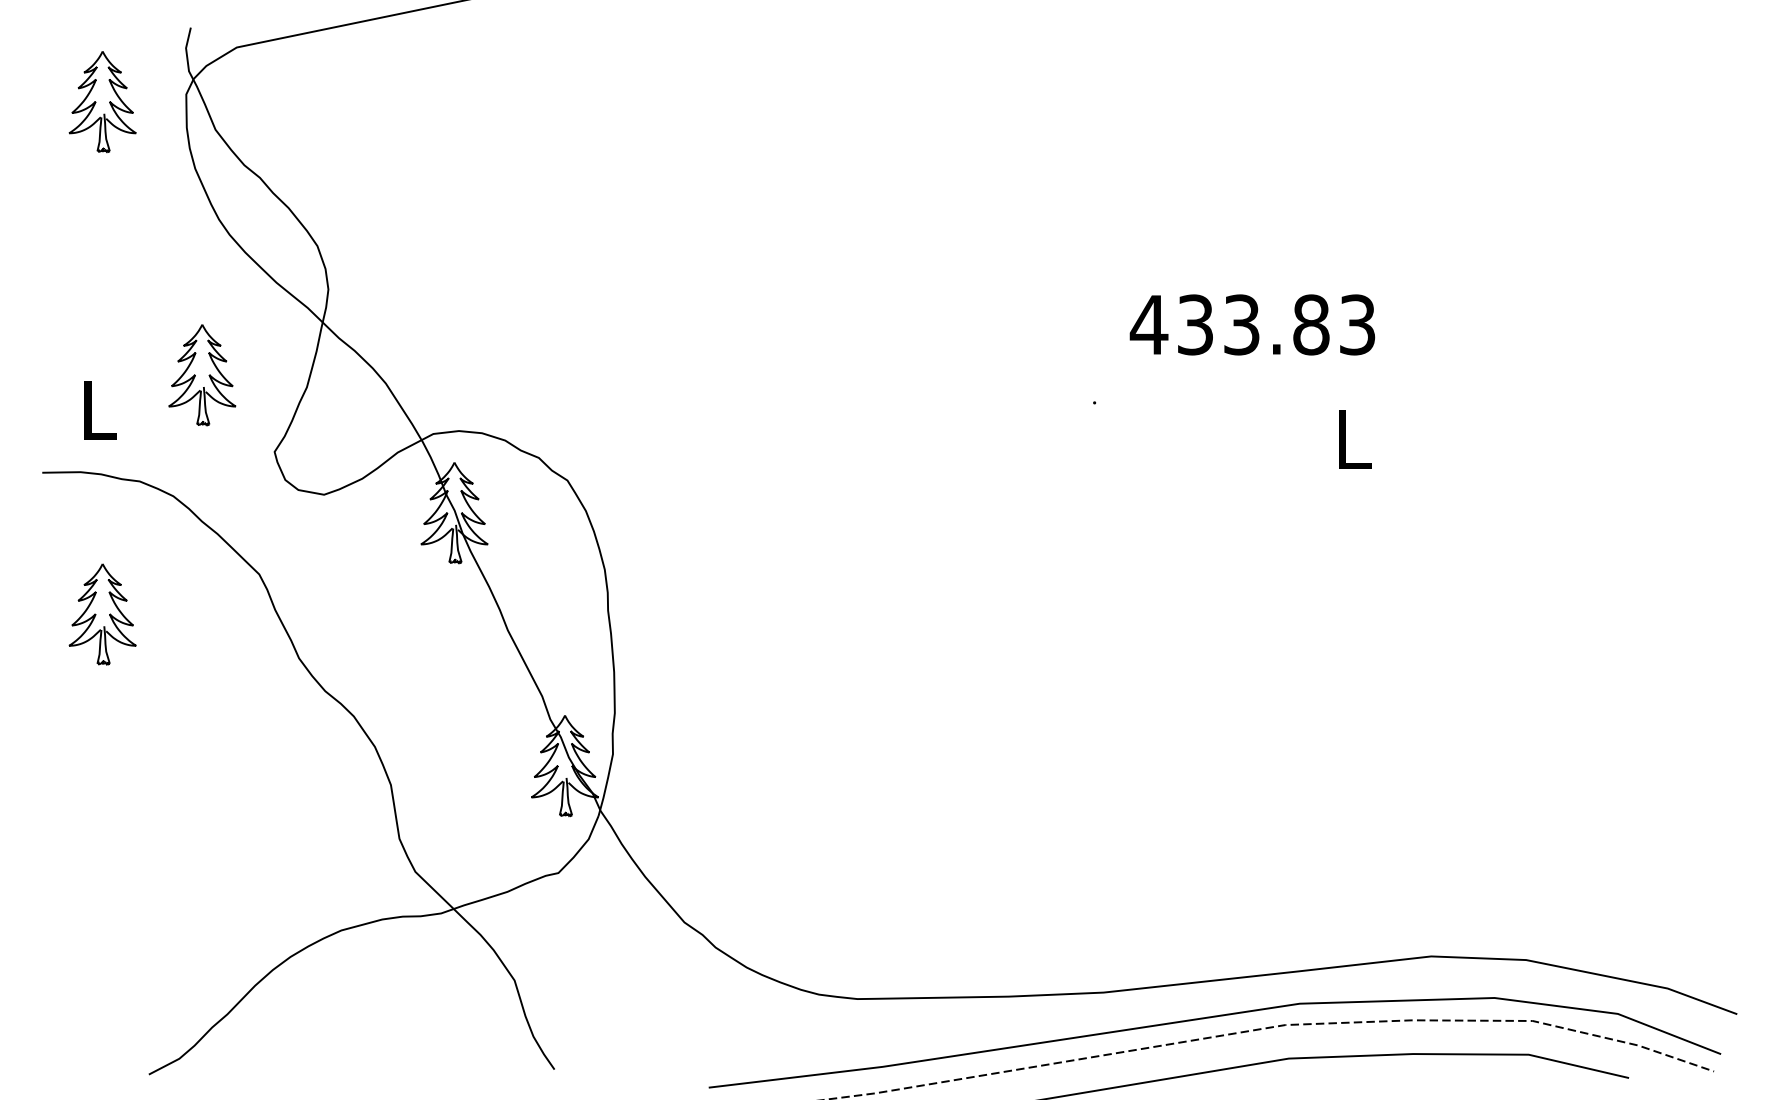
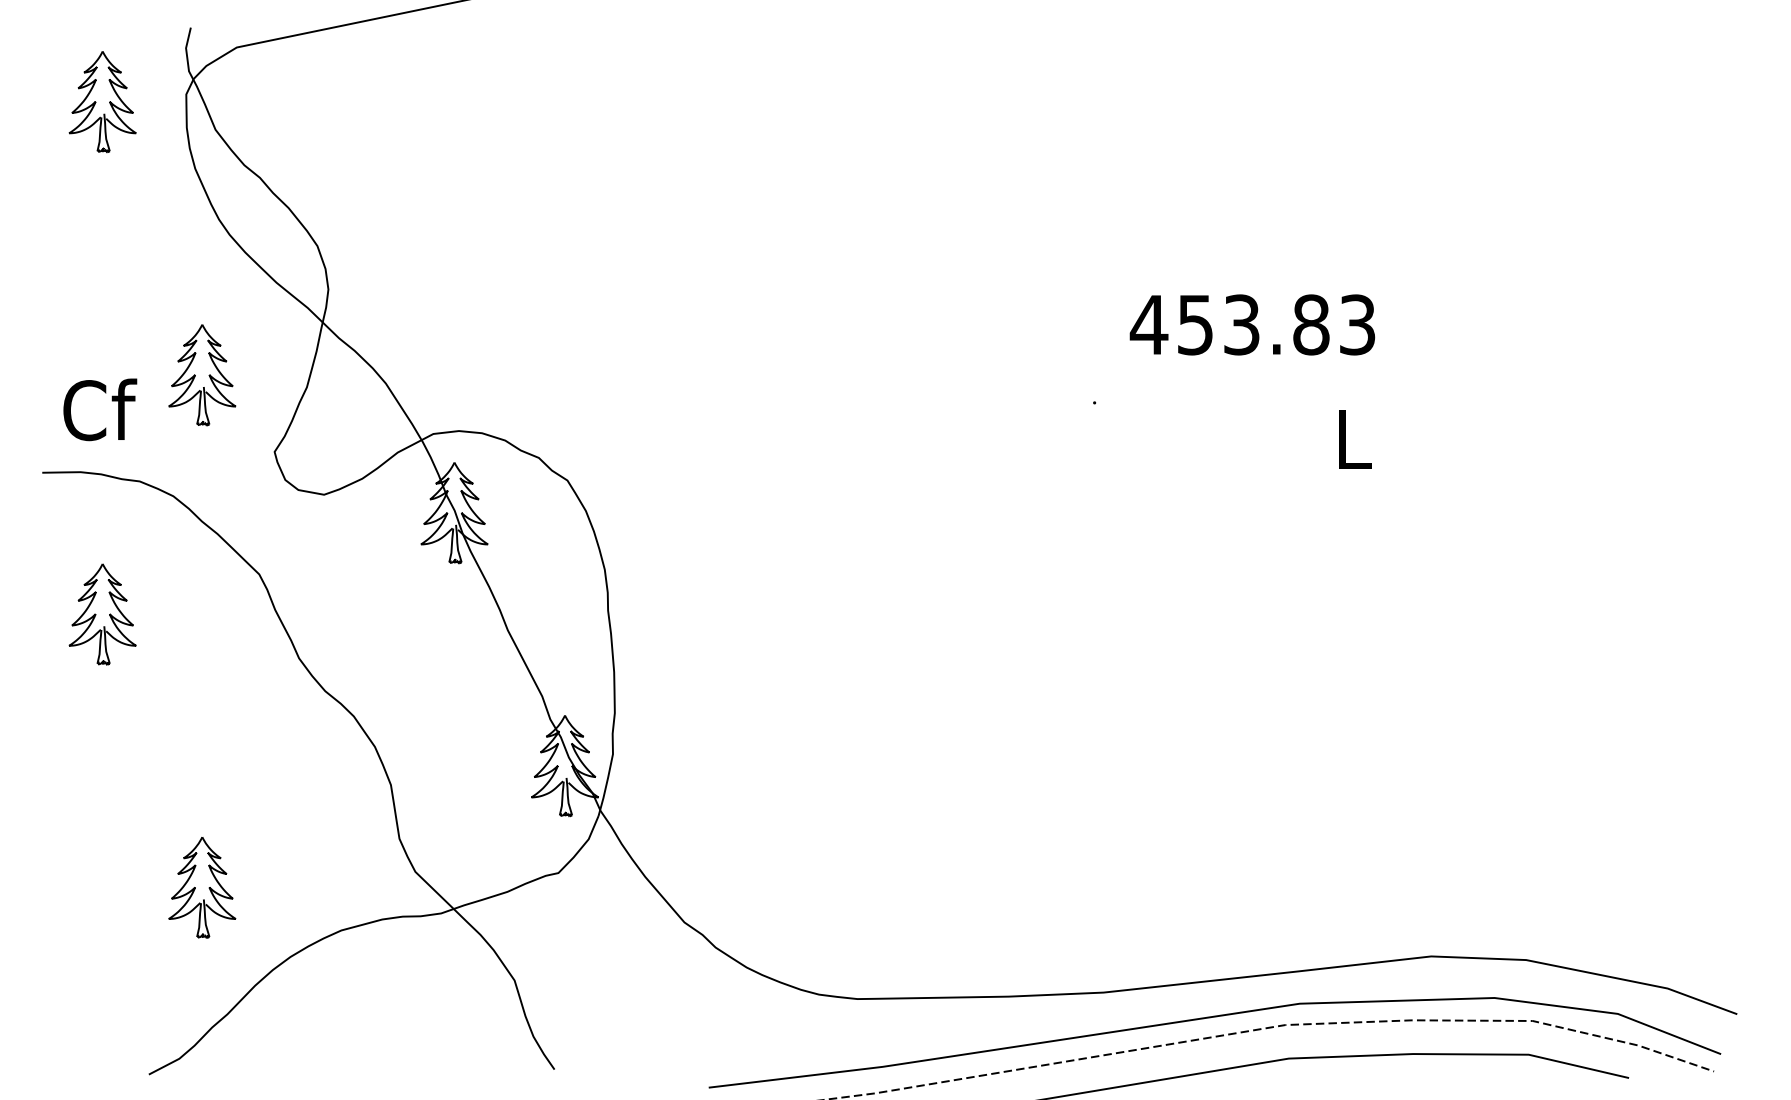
text: 433.83 -> 453.83 (1195, 324)
text: L -> Cf (100, 409)
part: none -> present (202, 887)
